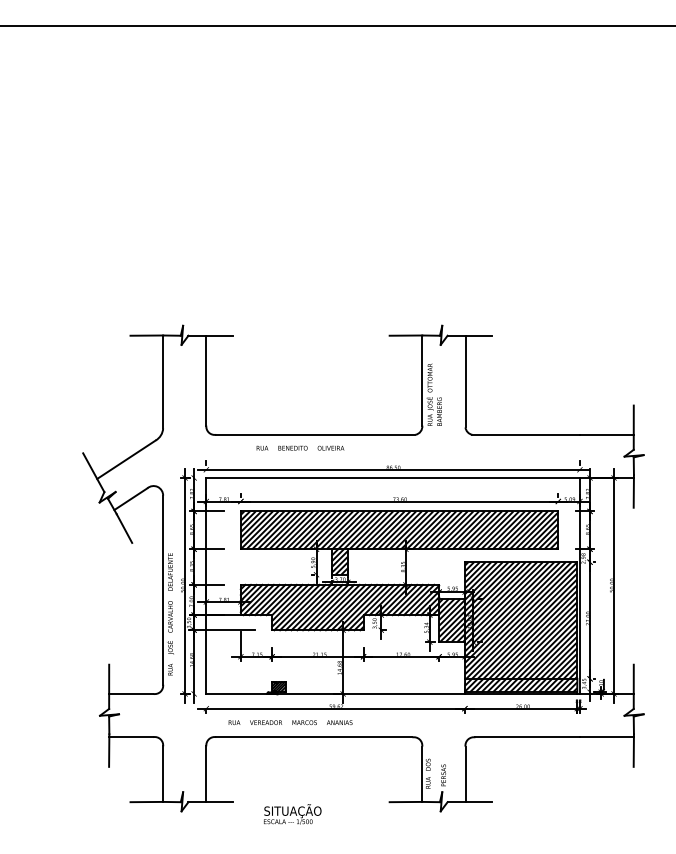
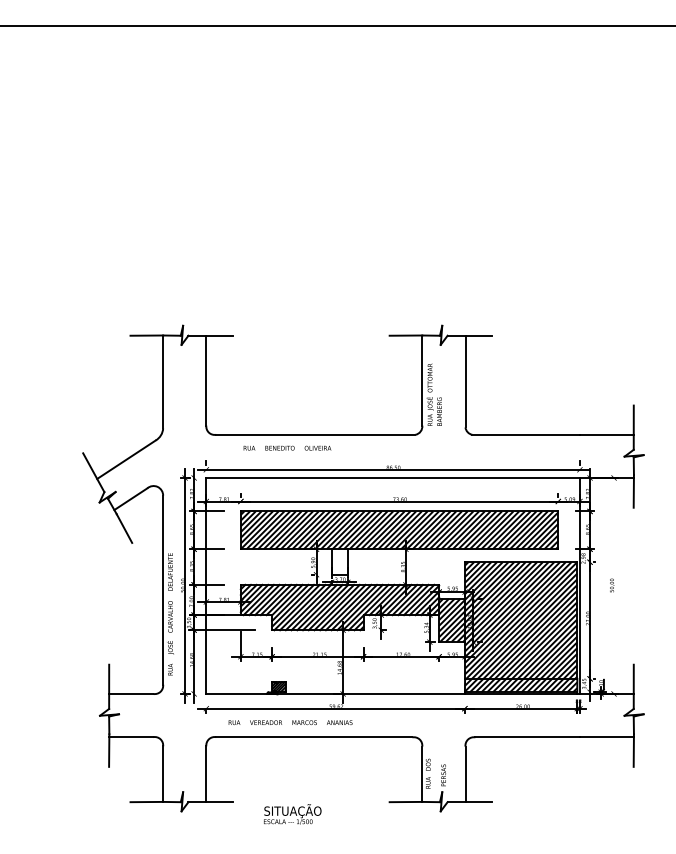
text position: (300, 447) -> (287, 447) (287, 447)
hatch: present -> none (339, 561)
line: present -> none (614, 585)
